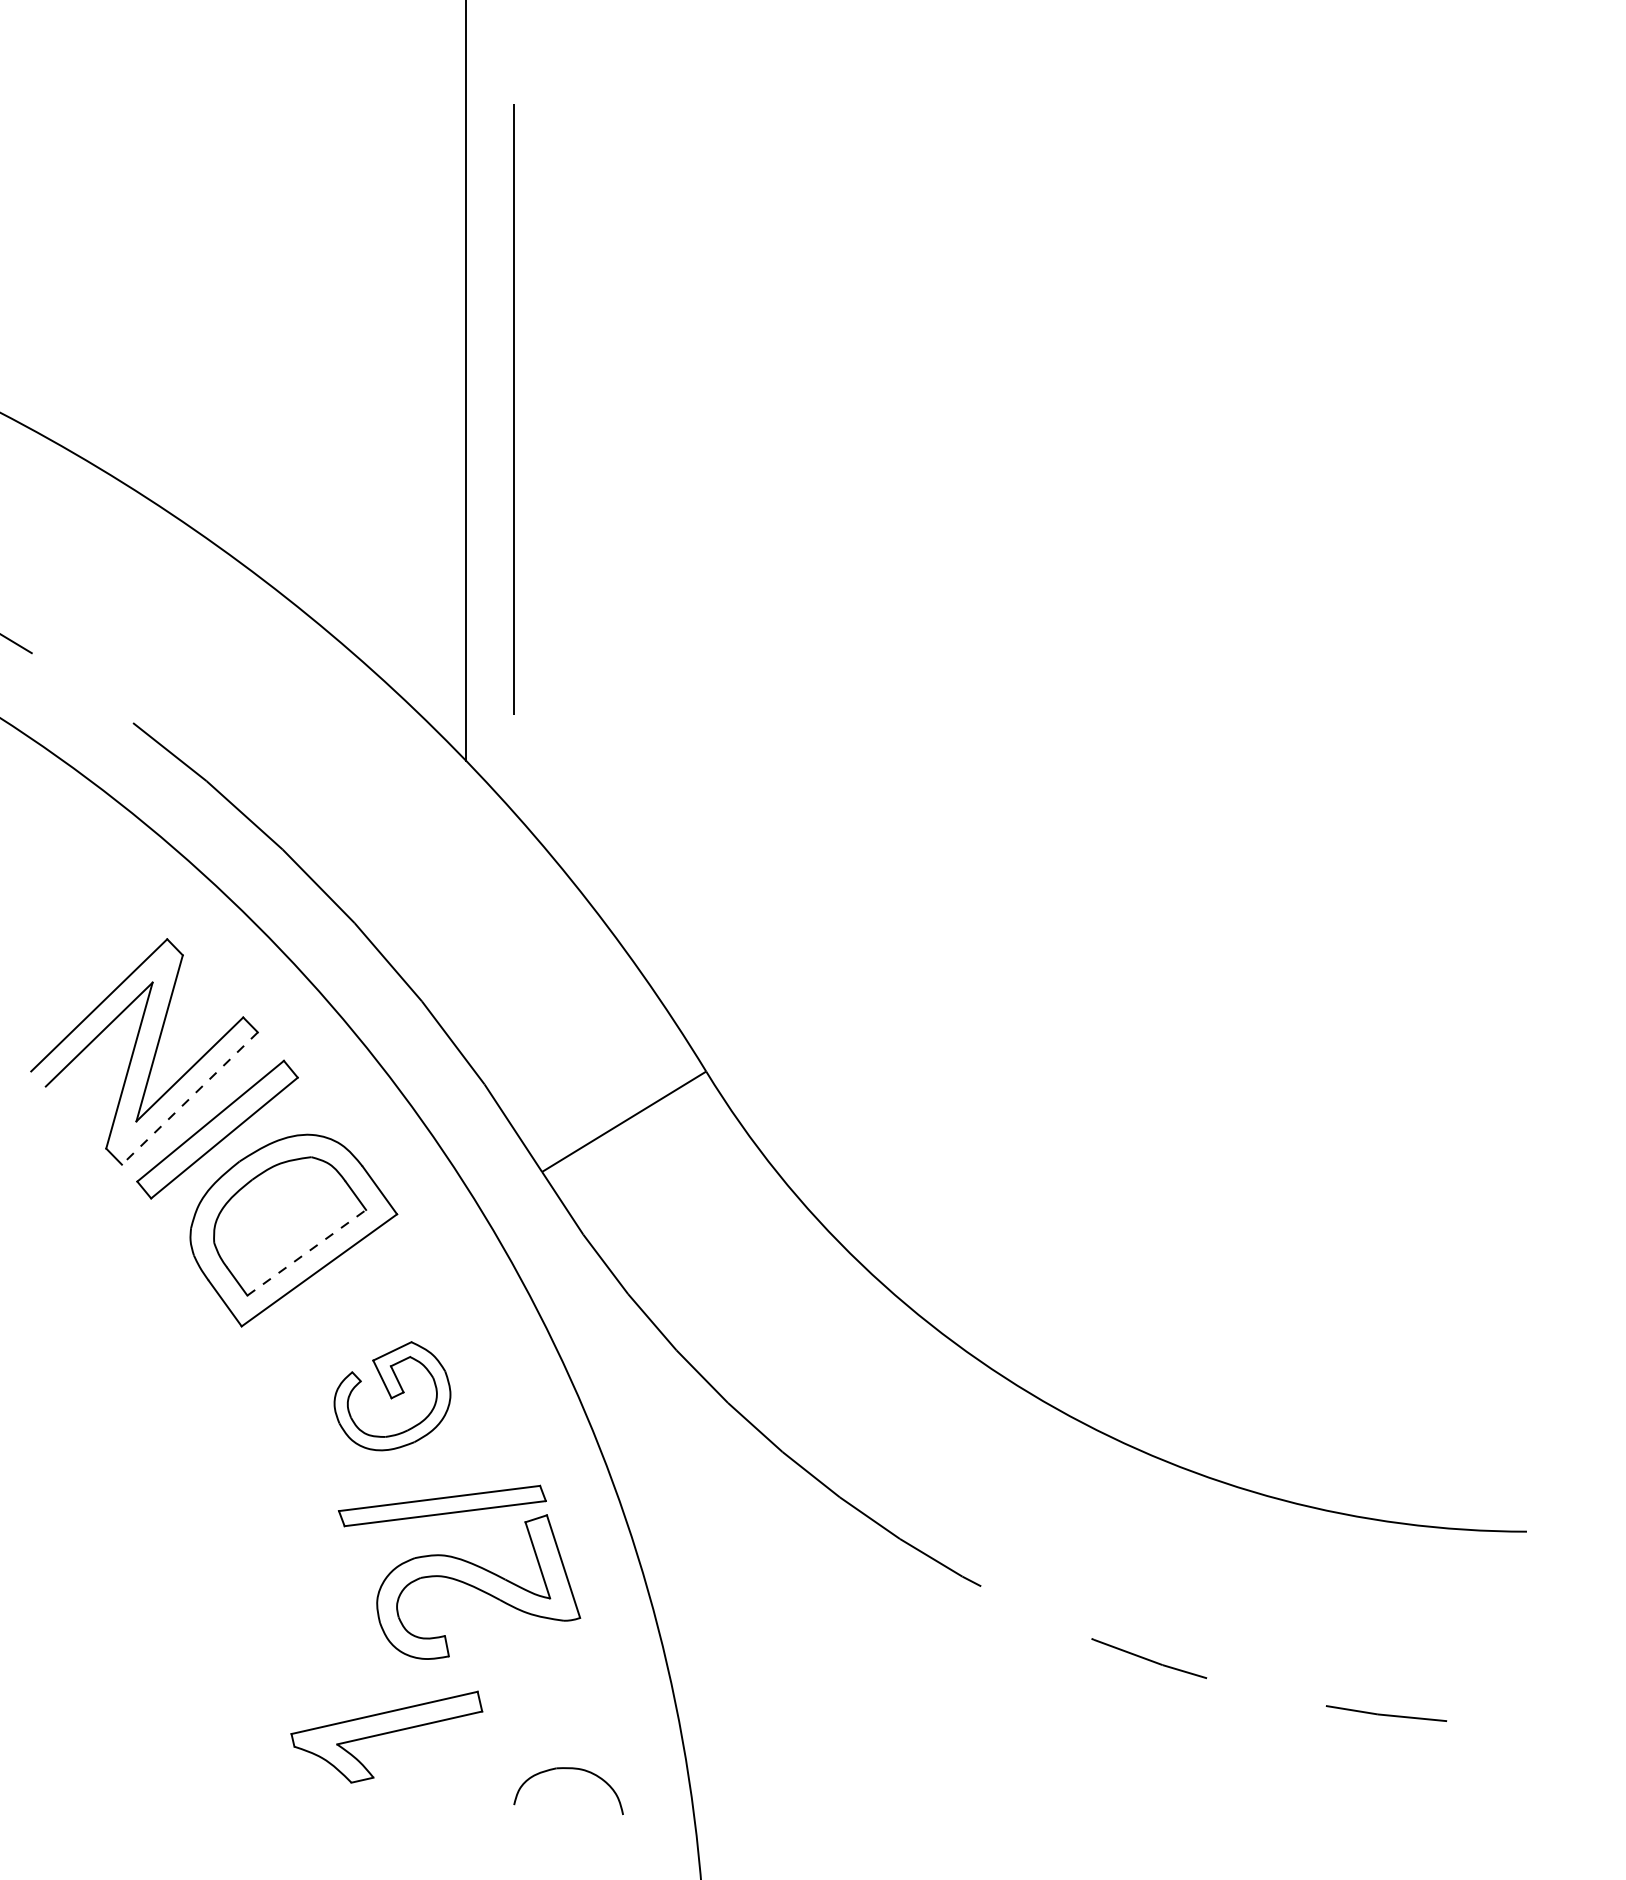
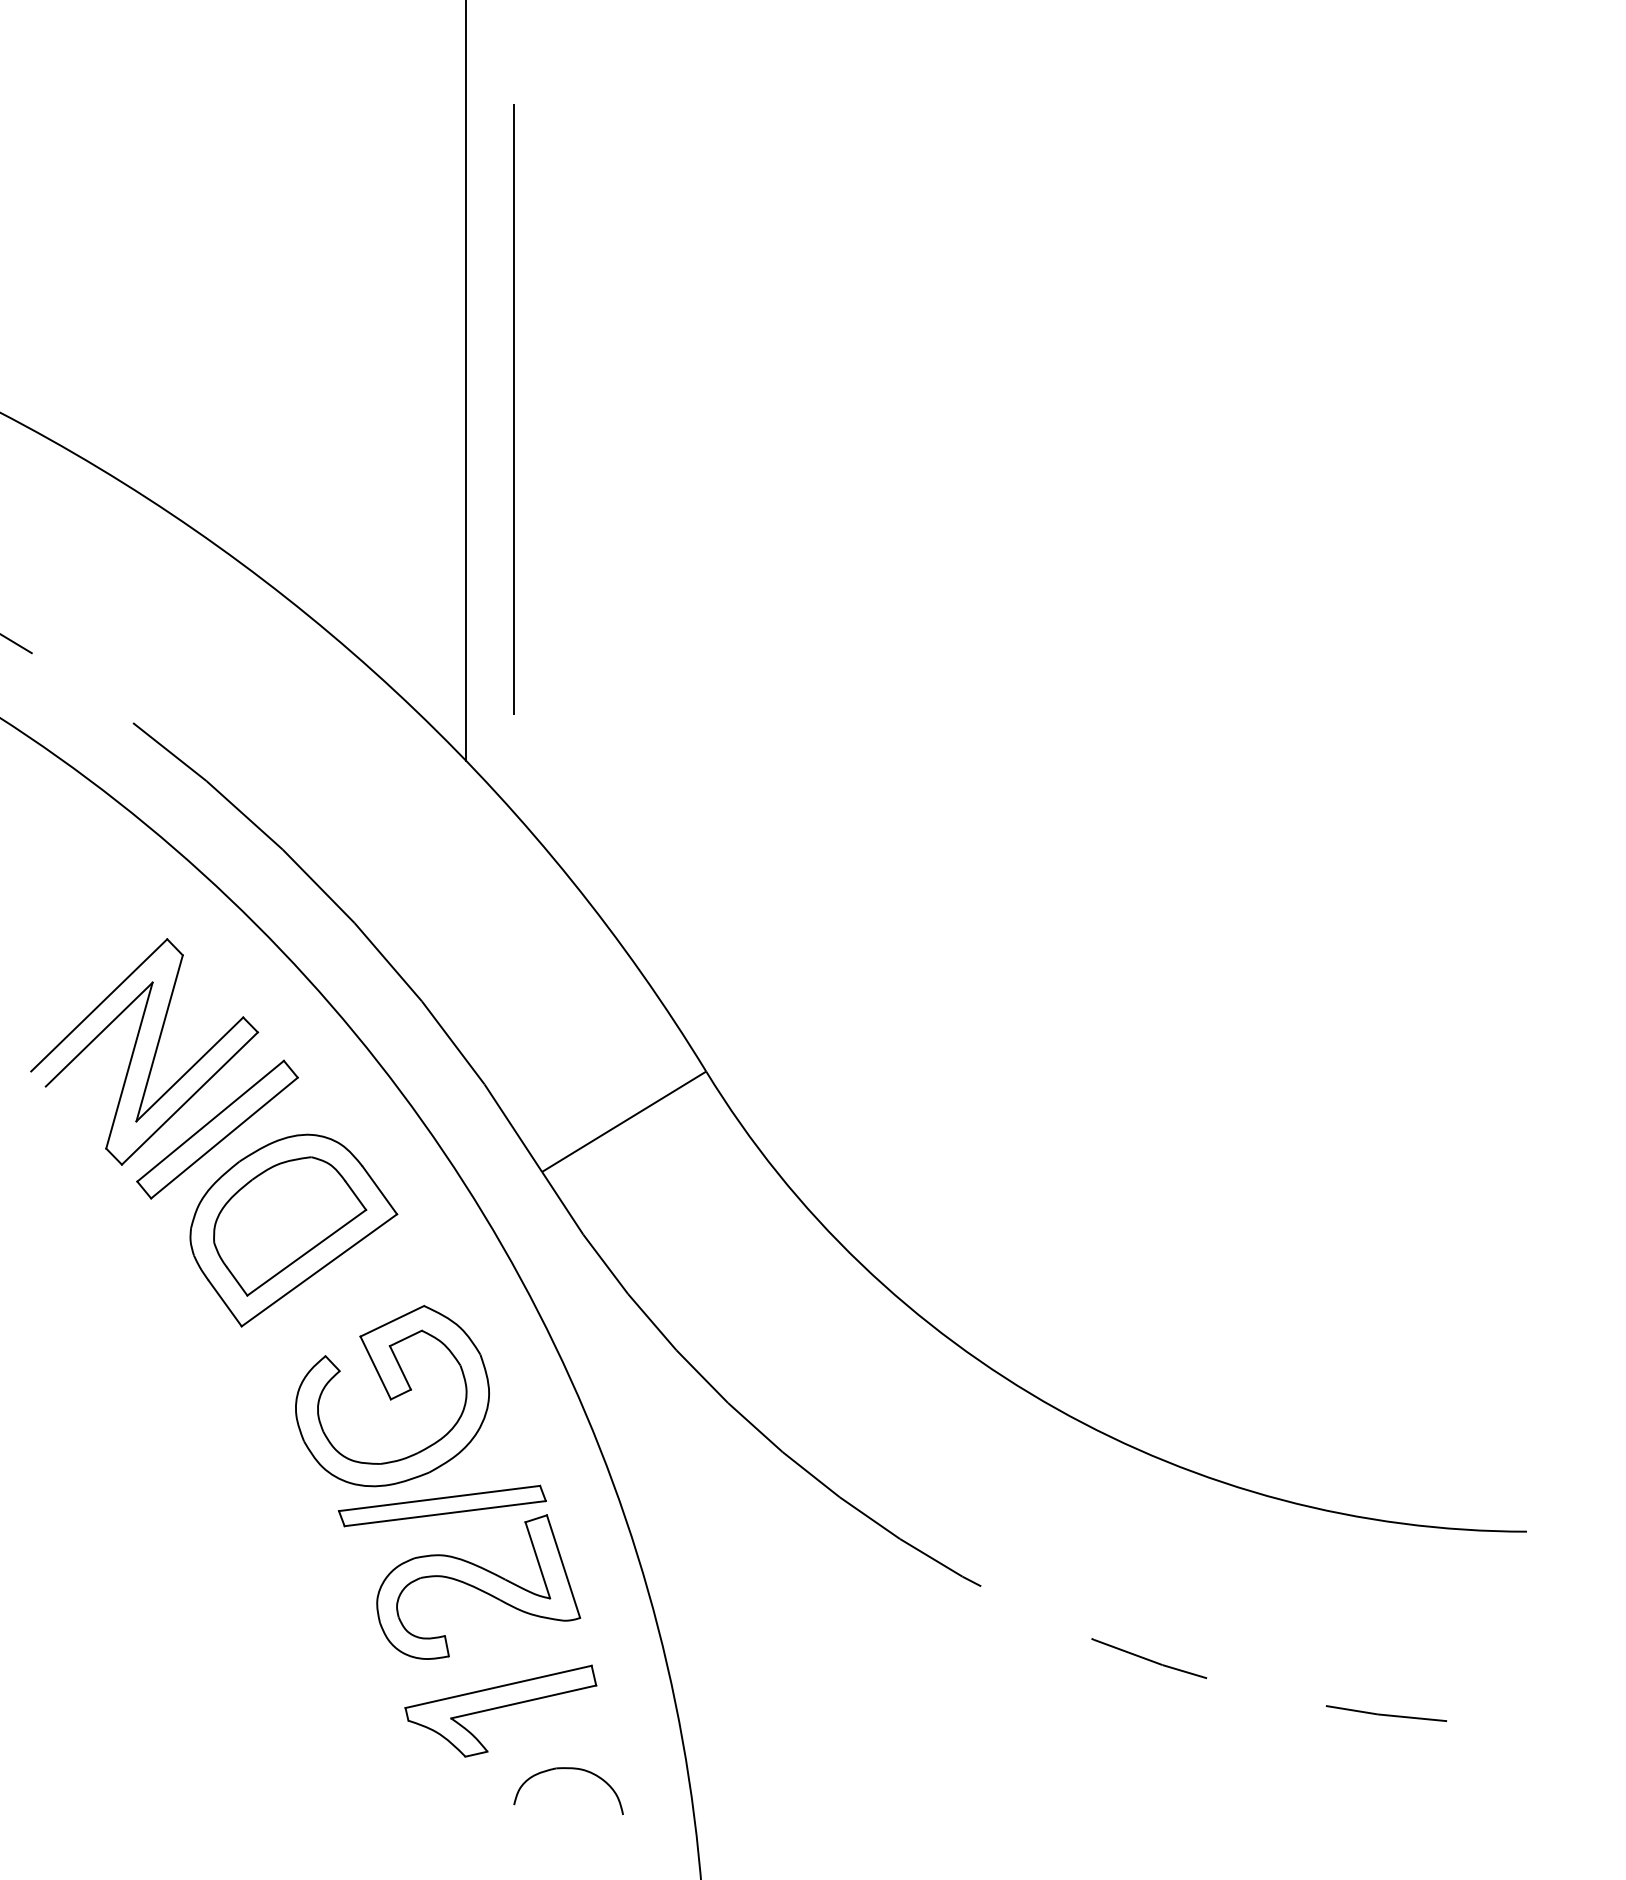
line: dashed -> solid (189, 1098)
line: dashed -> solid (307, 1252)
part size: 119x111 px -> 195x183 px (392, 1396)
part position: (386, 1736) -> (500, 1710) (500, 1710)
